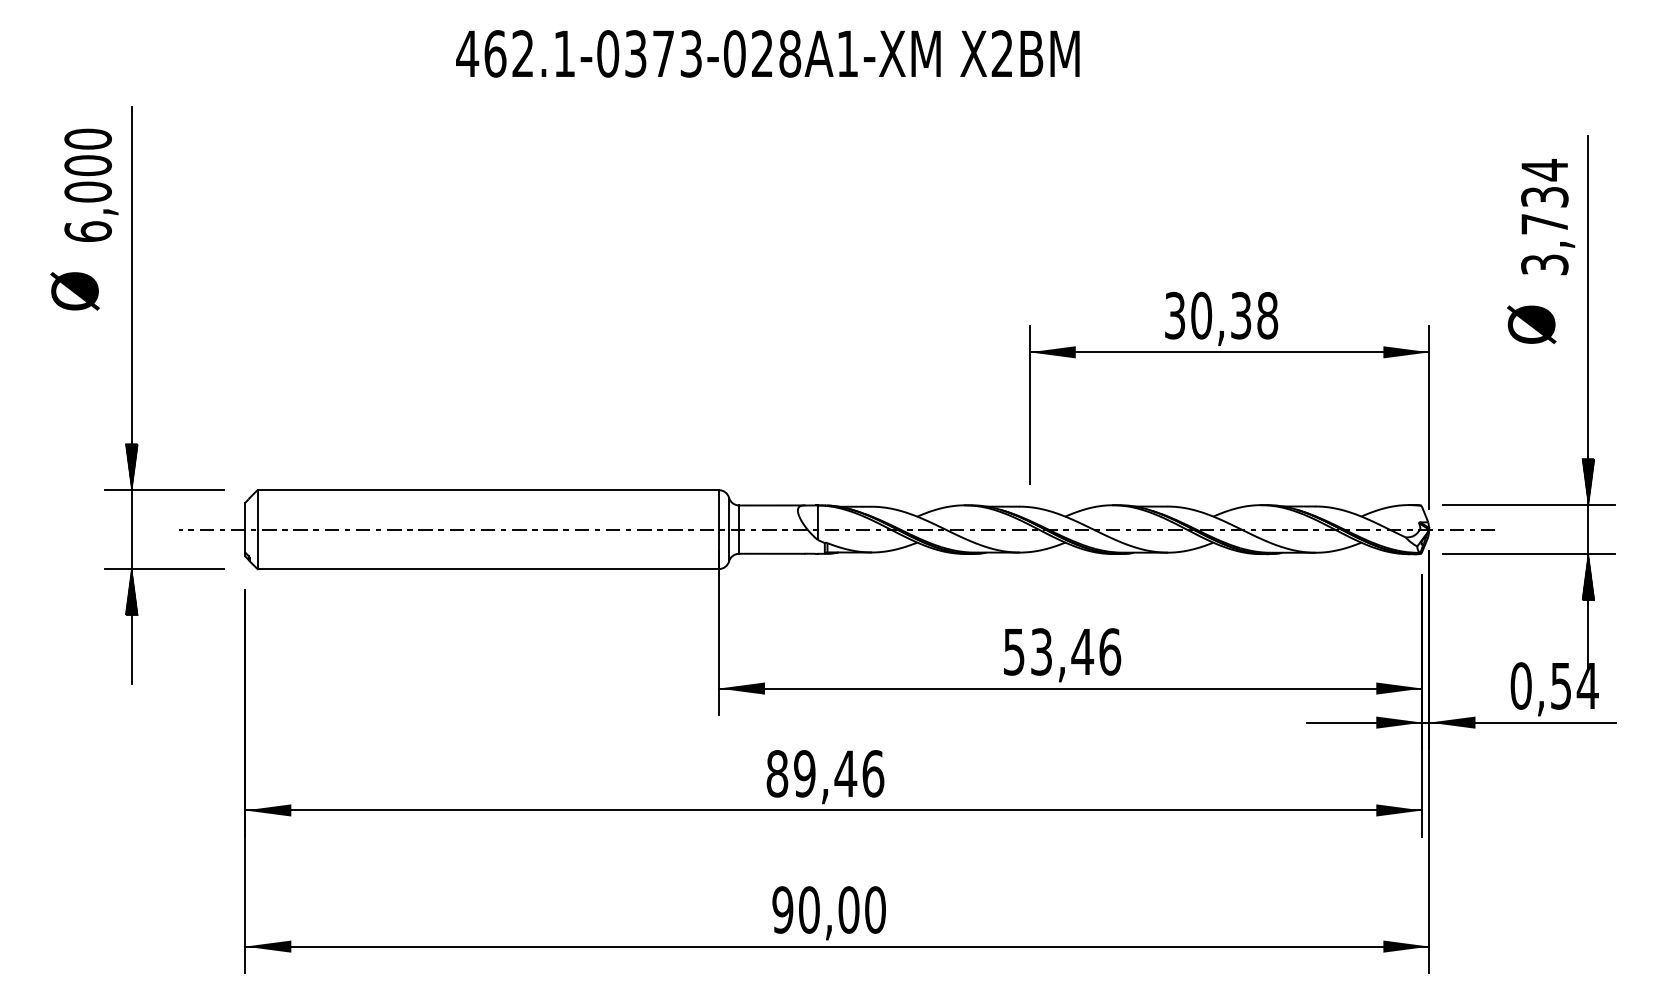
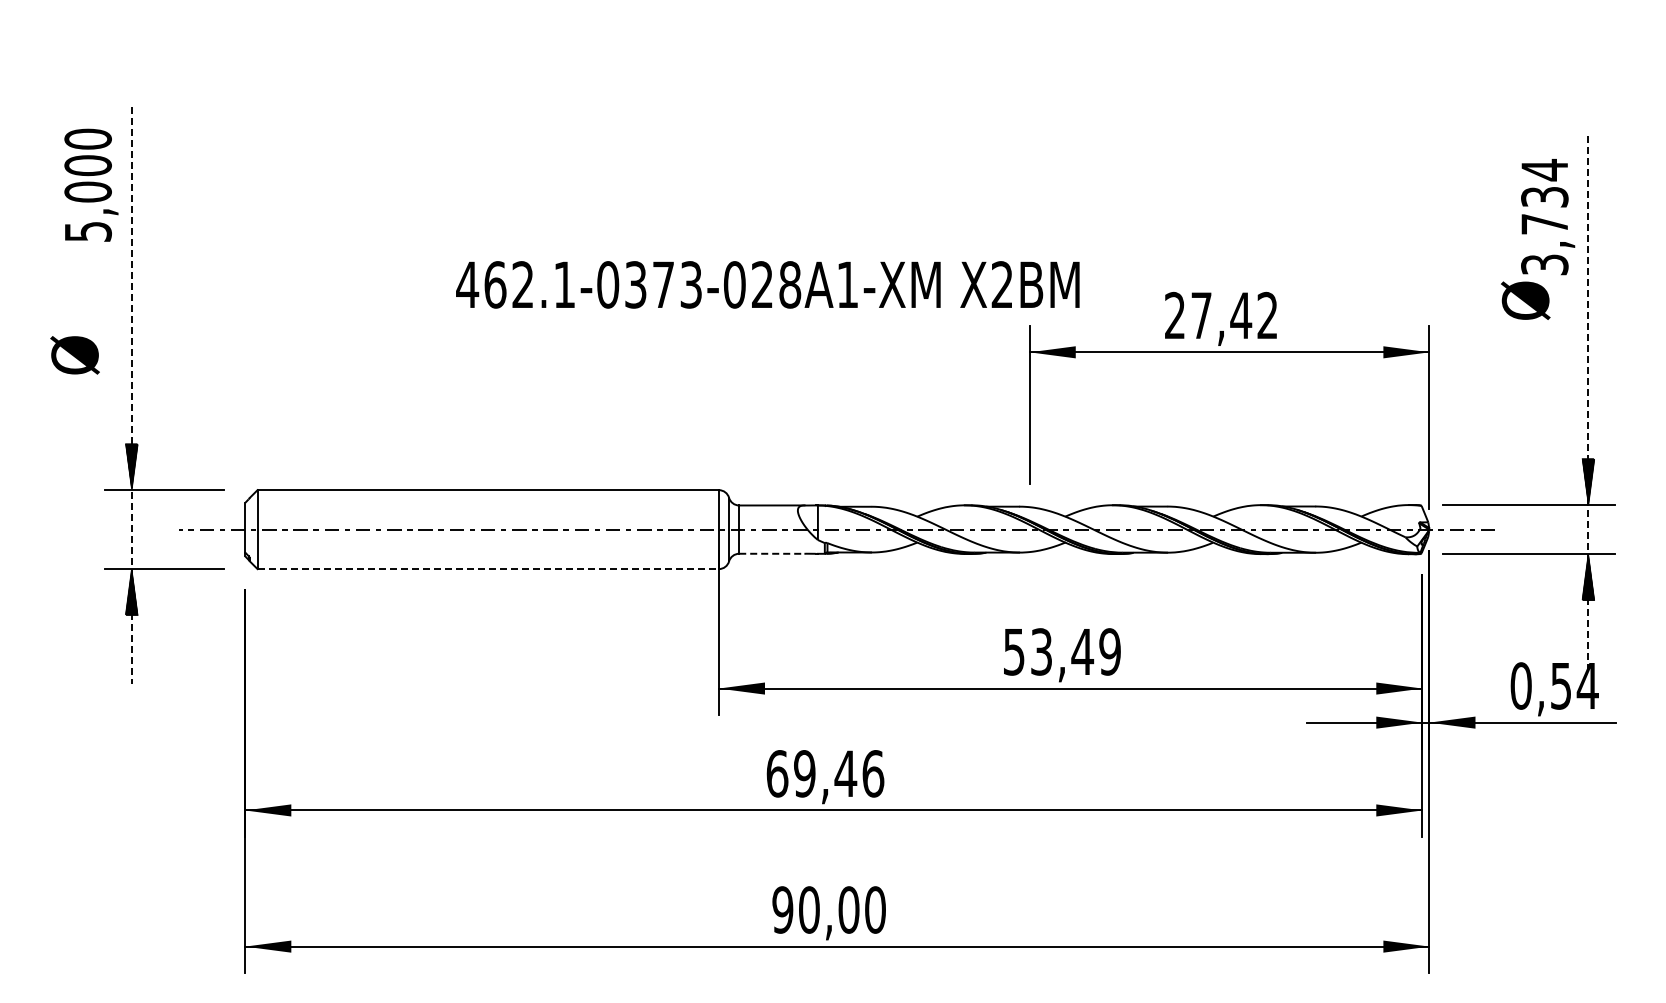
text position: (767, 53) -> (767, 284) (767, 284)
text: 6,000 -> 5,000 (87, 231)
text position: (74, 291) -> (74, 355) (74, 355)
text: 30,38 -> 27,42 (1221, 315)
text position: (1531, 324) -> (1525, 300) (1525, 300)
line: solid -> dashed (131, 395)
line: solid -> dashed (1588, 402)
line: solid -> dashed (771, 553)
line: solid -> dashed (488, 569)
text: 53,46 -> 53,49 (1110, 651)
text: 89,46 -> 69,46 (777, 773)
